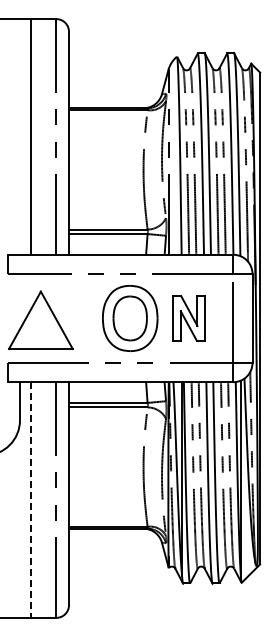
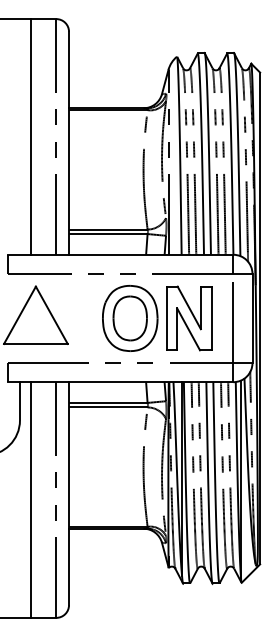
part size: 34x47 px -> 47x67 px (189, 318)
part position: (40, 319) -> (35, 314) (35, 314)
line: dashed -> solid (30, 500)
